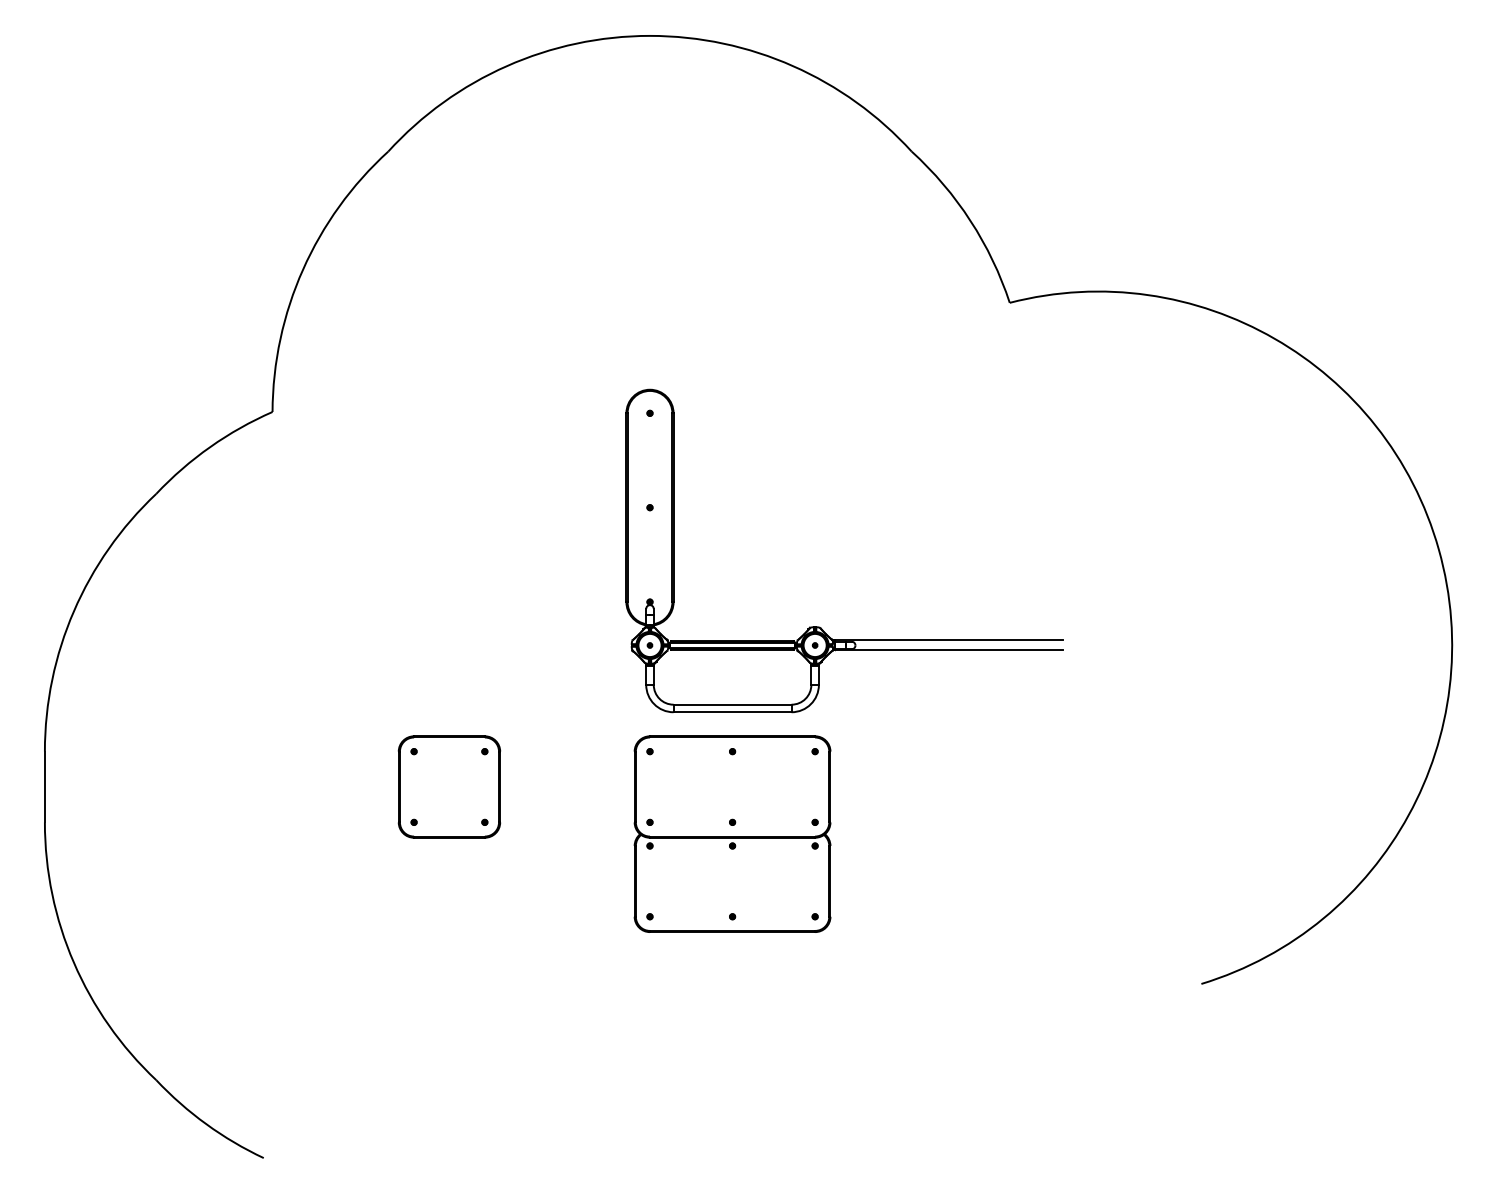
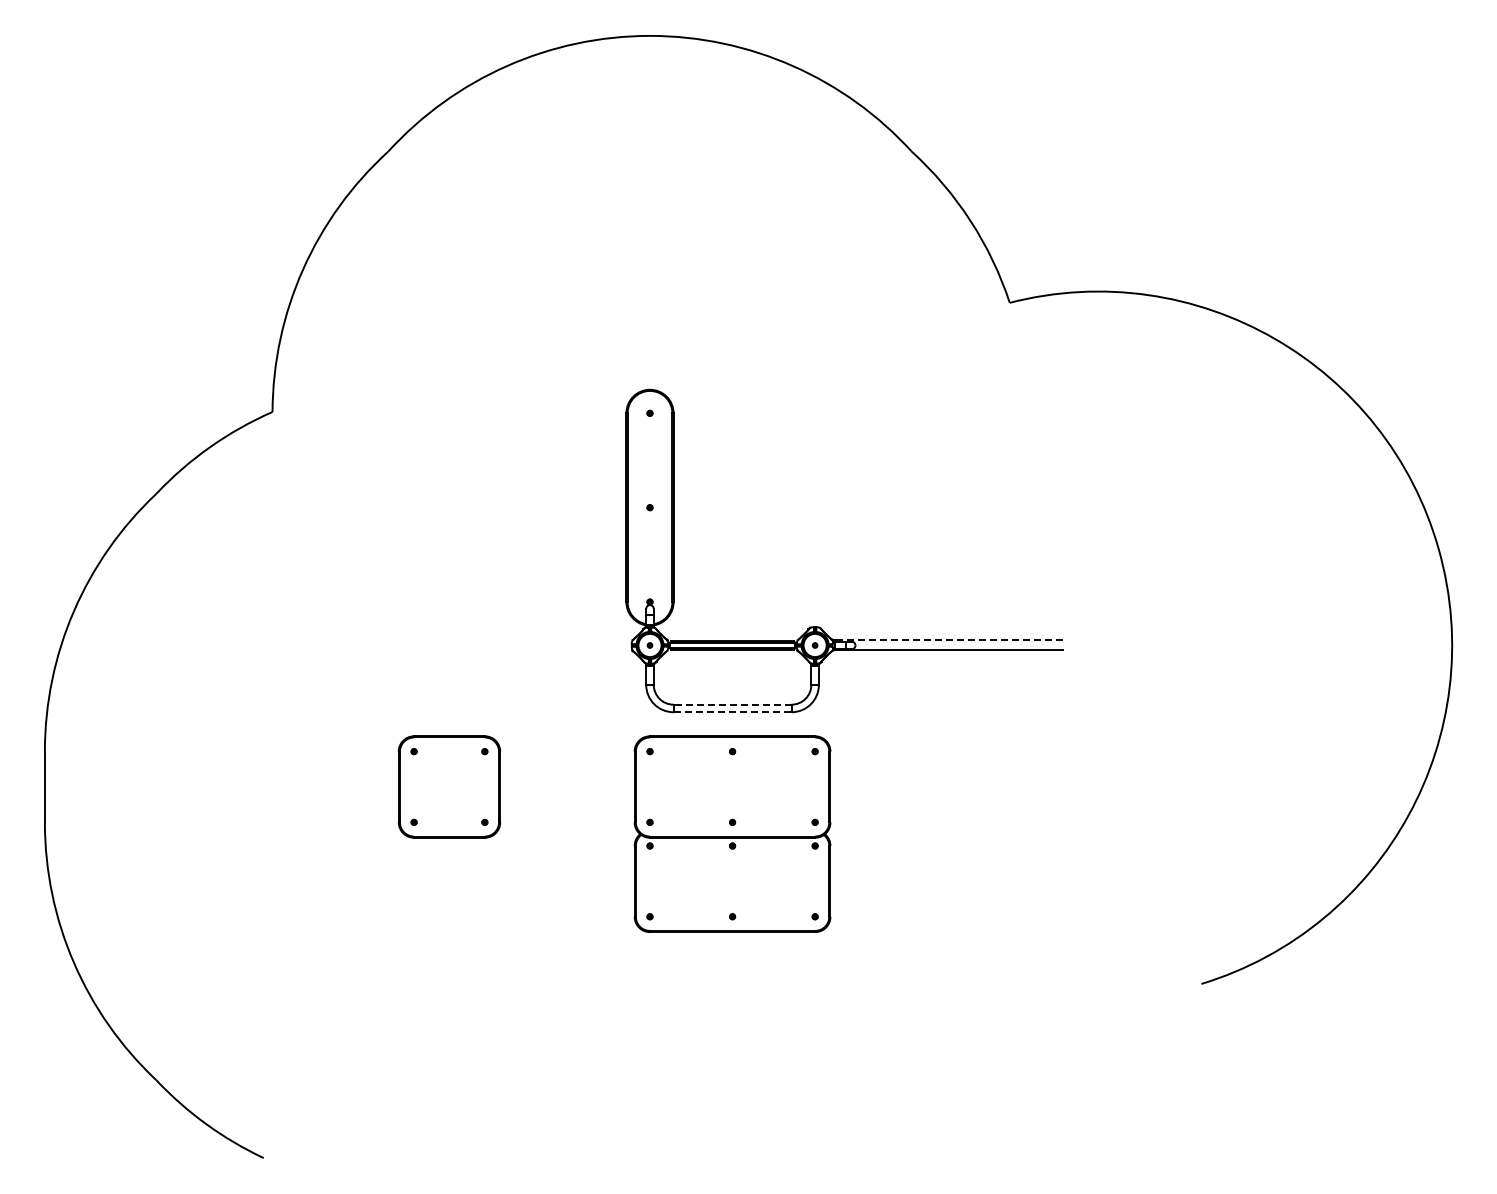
line: solid -> dashed (949, 640)
line: solid -> dashed (732, 704)
line: solid -> dashed (732, 712)
